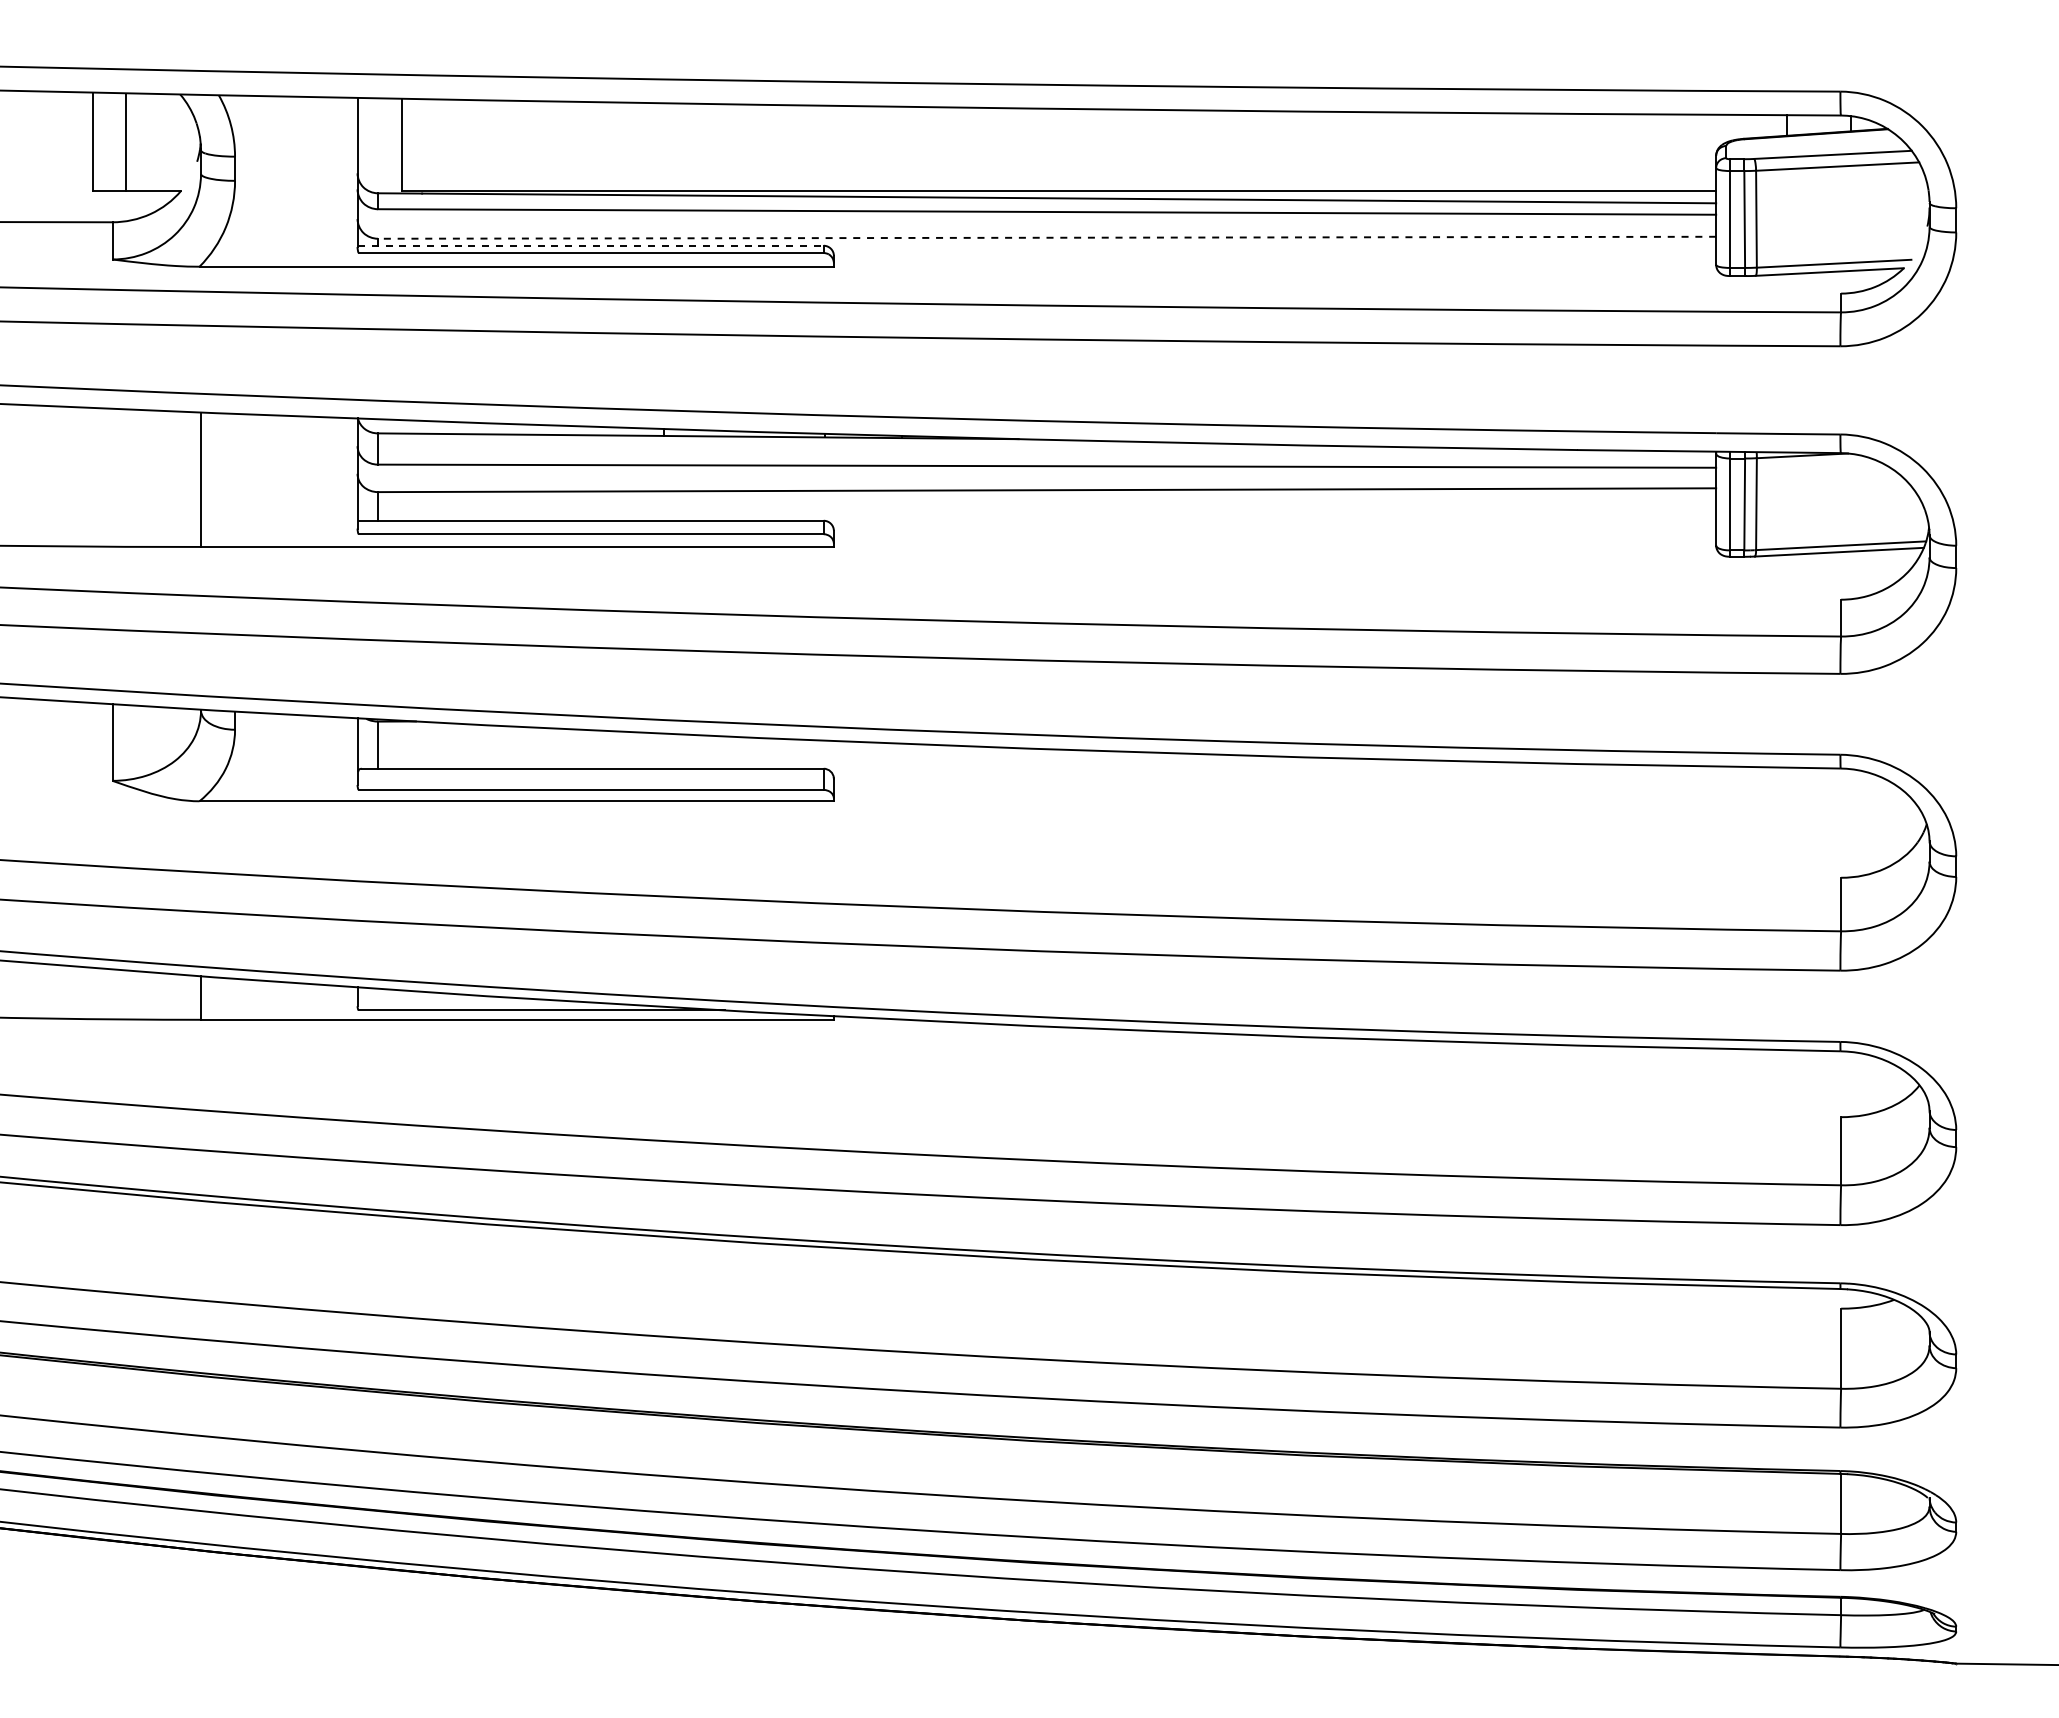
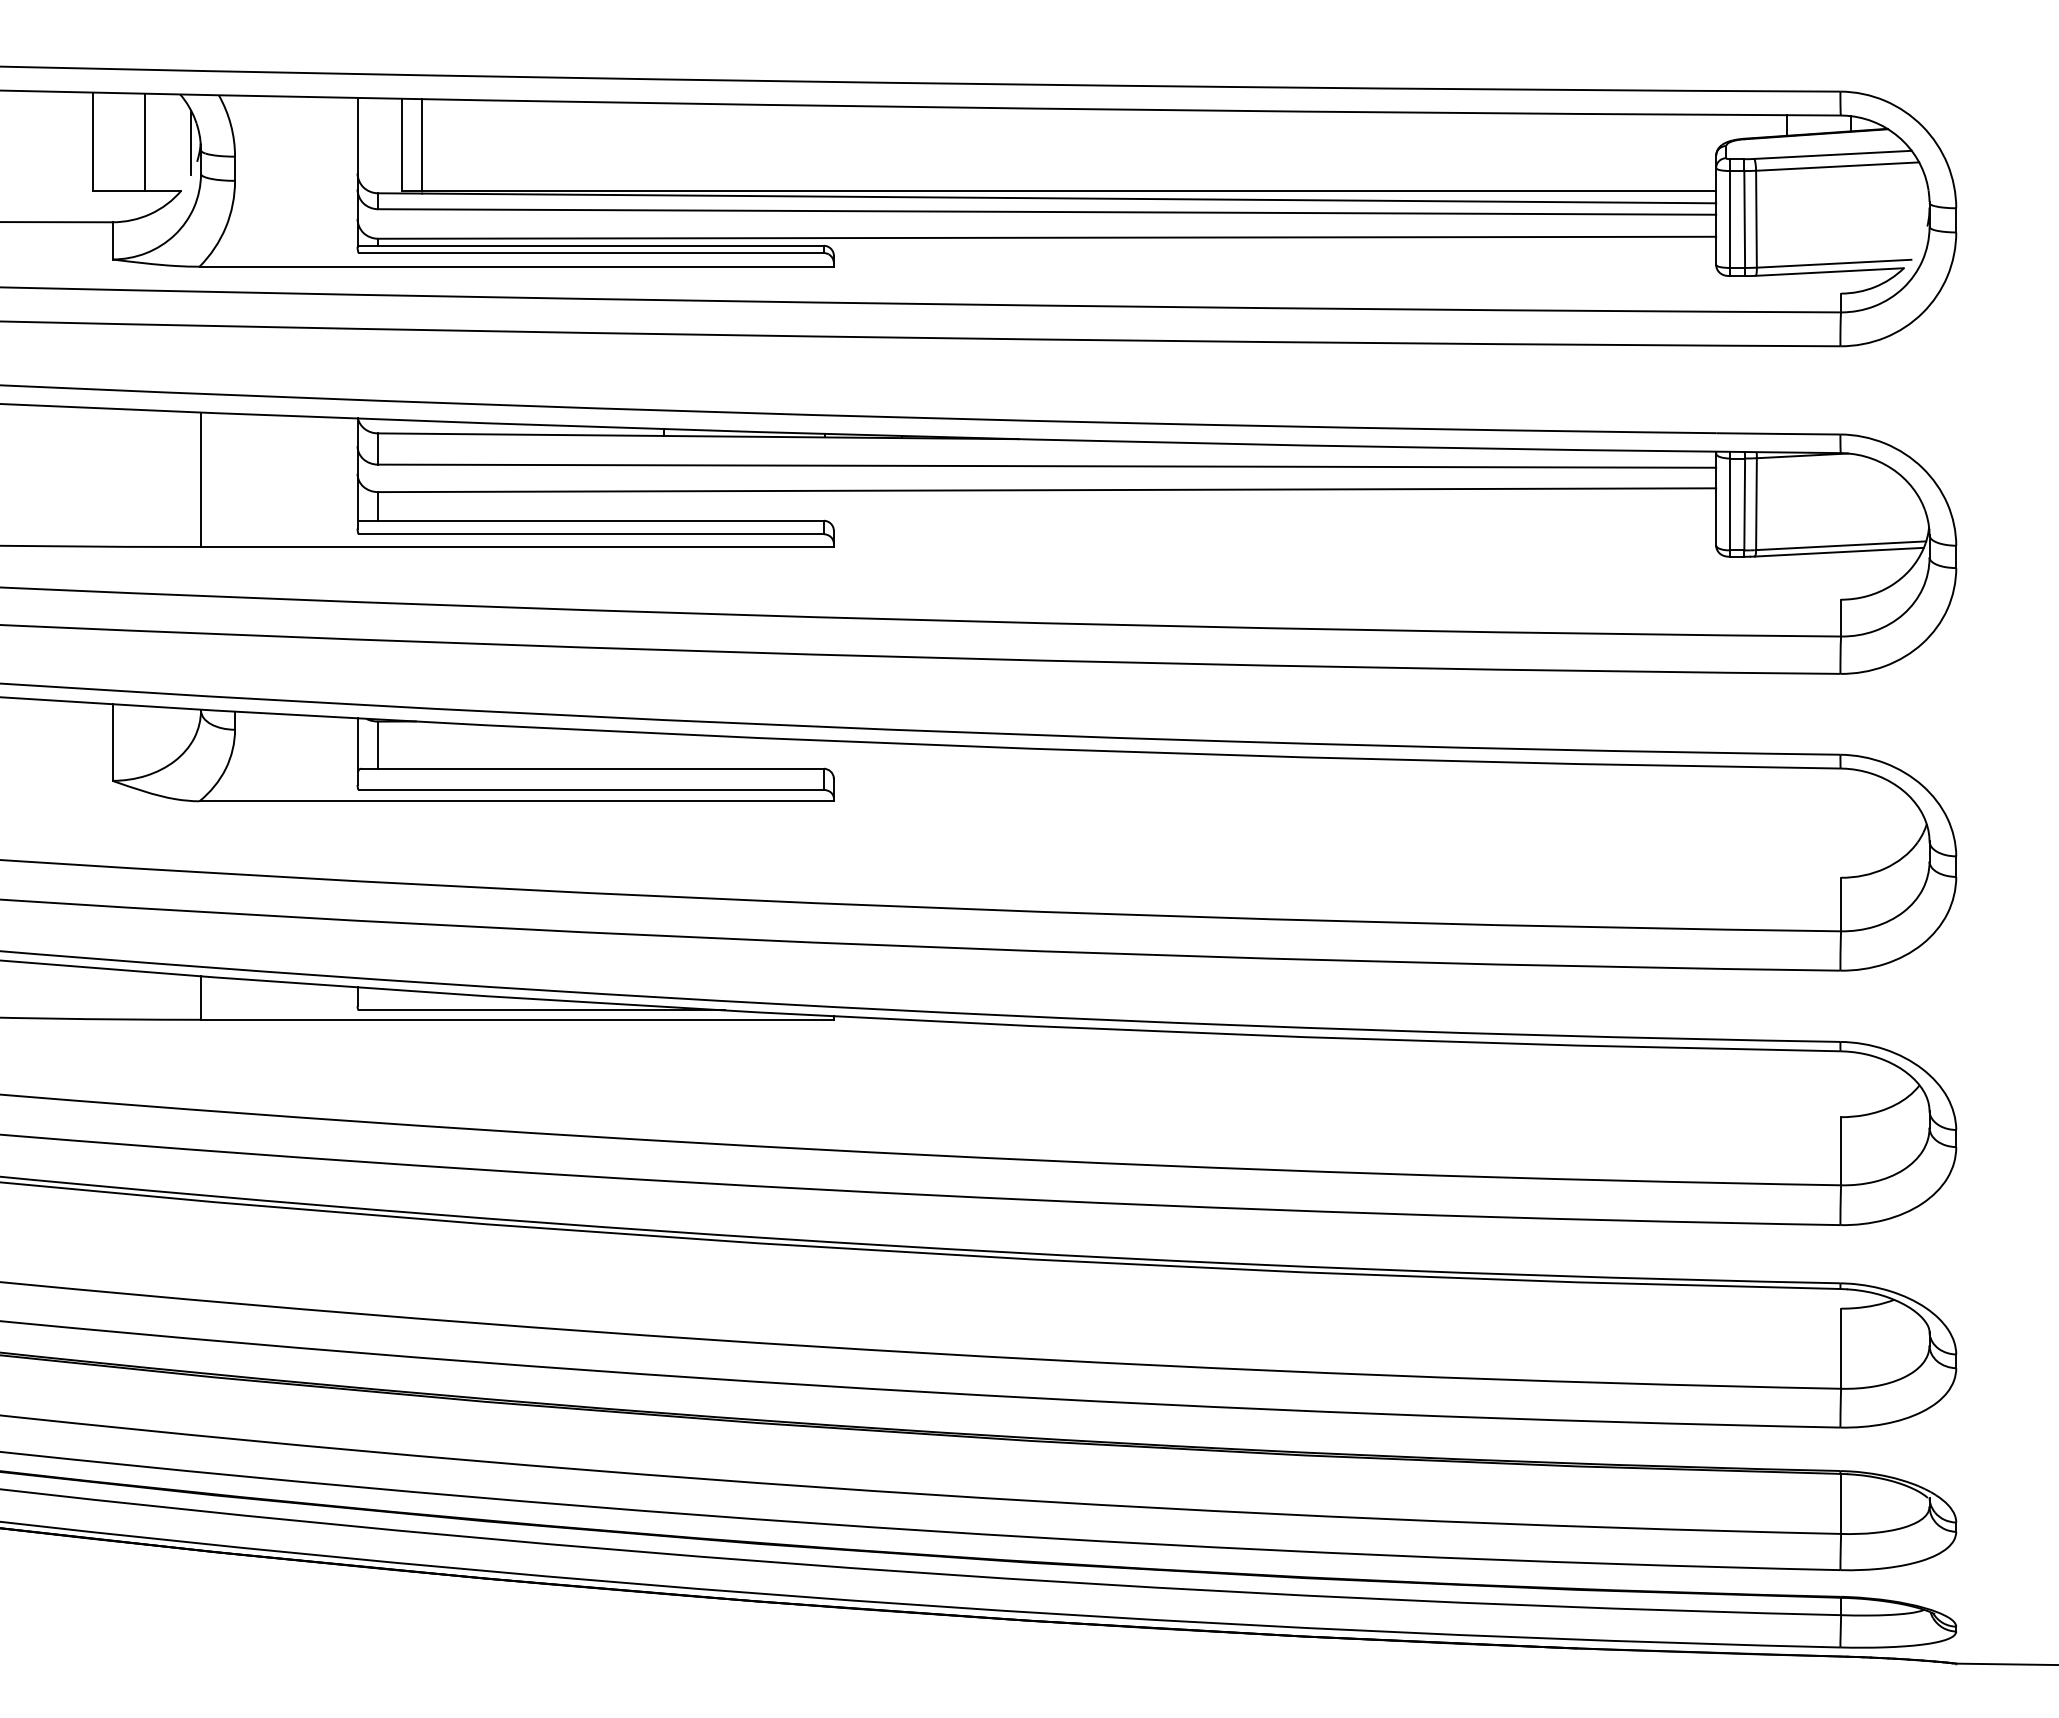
line position: (125, 141) -> (144, 141) (144, 141)
line: none -> present (191, 143)
line: none -> present (422, 144)
line: dashed -> solid (1046, 237)
line: dashed -> solid (590, 245)
